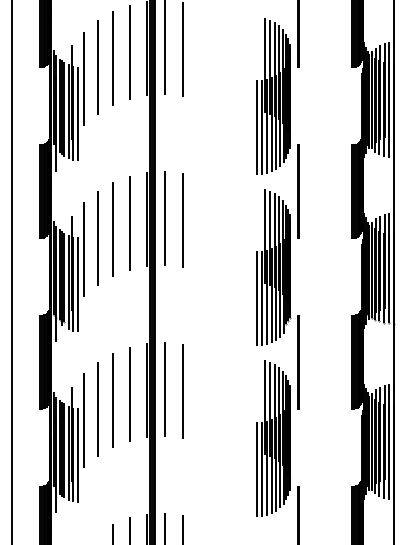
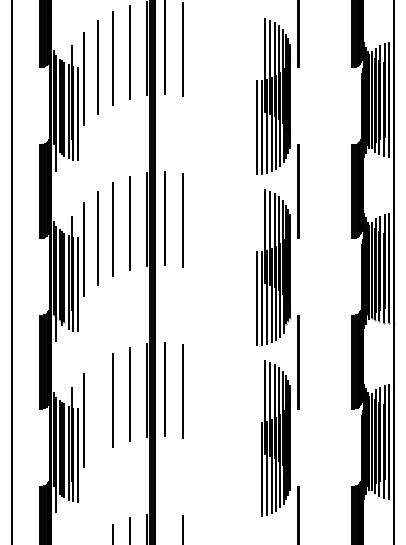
line: present -> none (97, 409)
line: present -> none (256, 468)
line: present -> none (165, 526)
